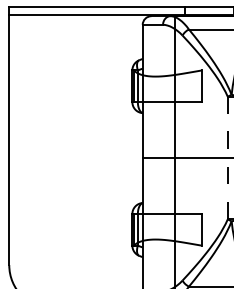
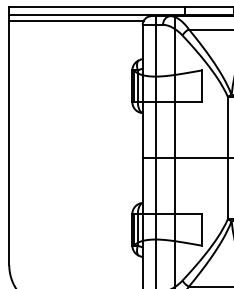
line: none -> present (76, 20)
line: none -> present (155, 150)
line: dashed -> solid (227, 157)
